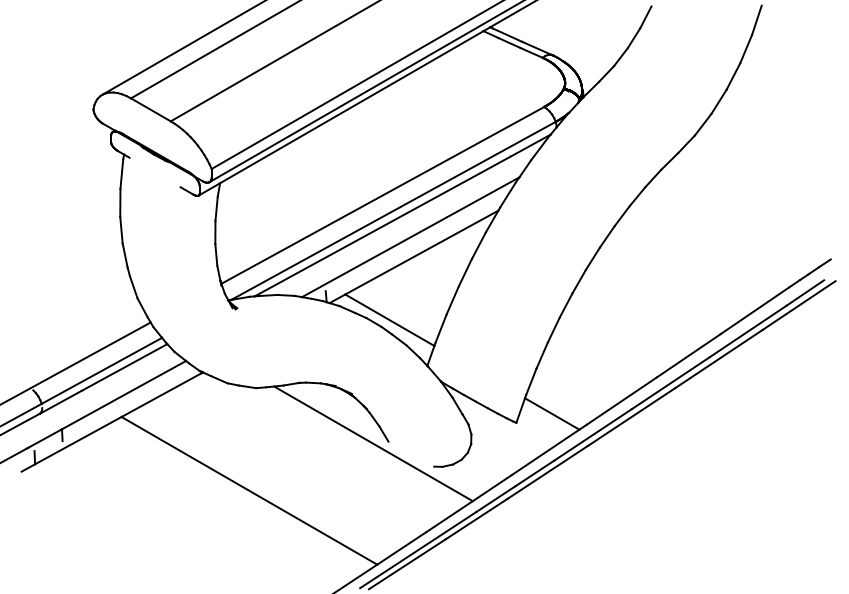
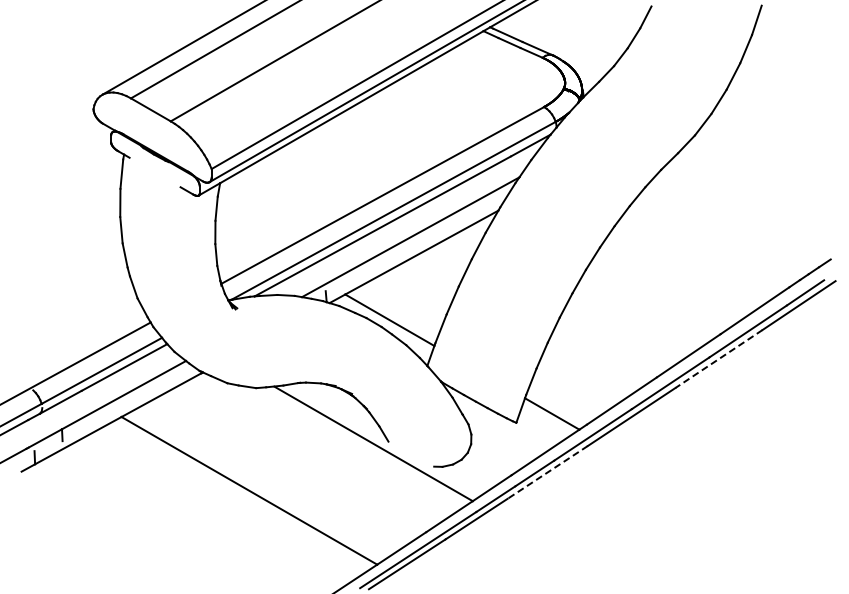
line: solid -> dashed (718, 359)
line: solid -> dashed (547, 472)
